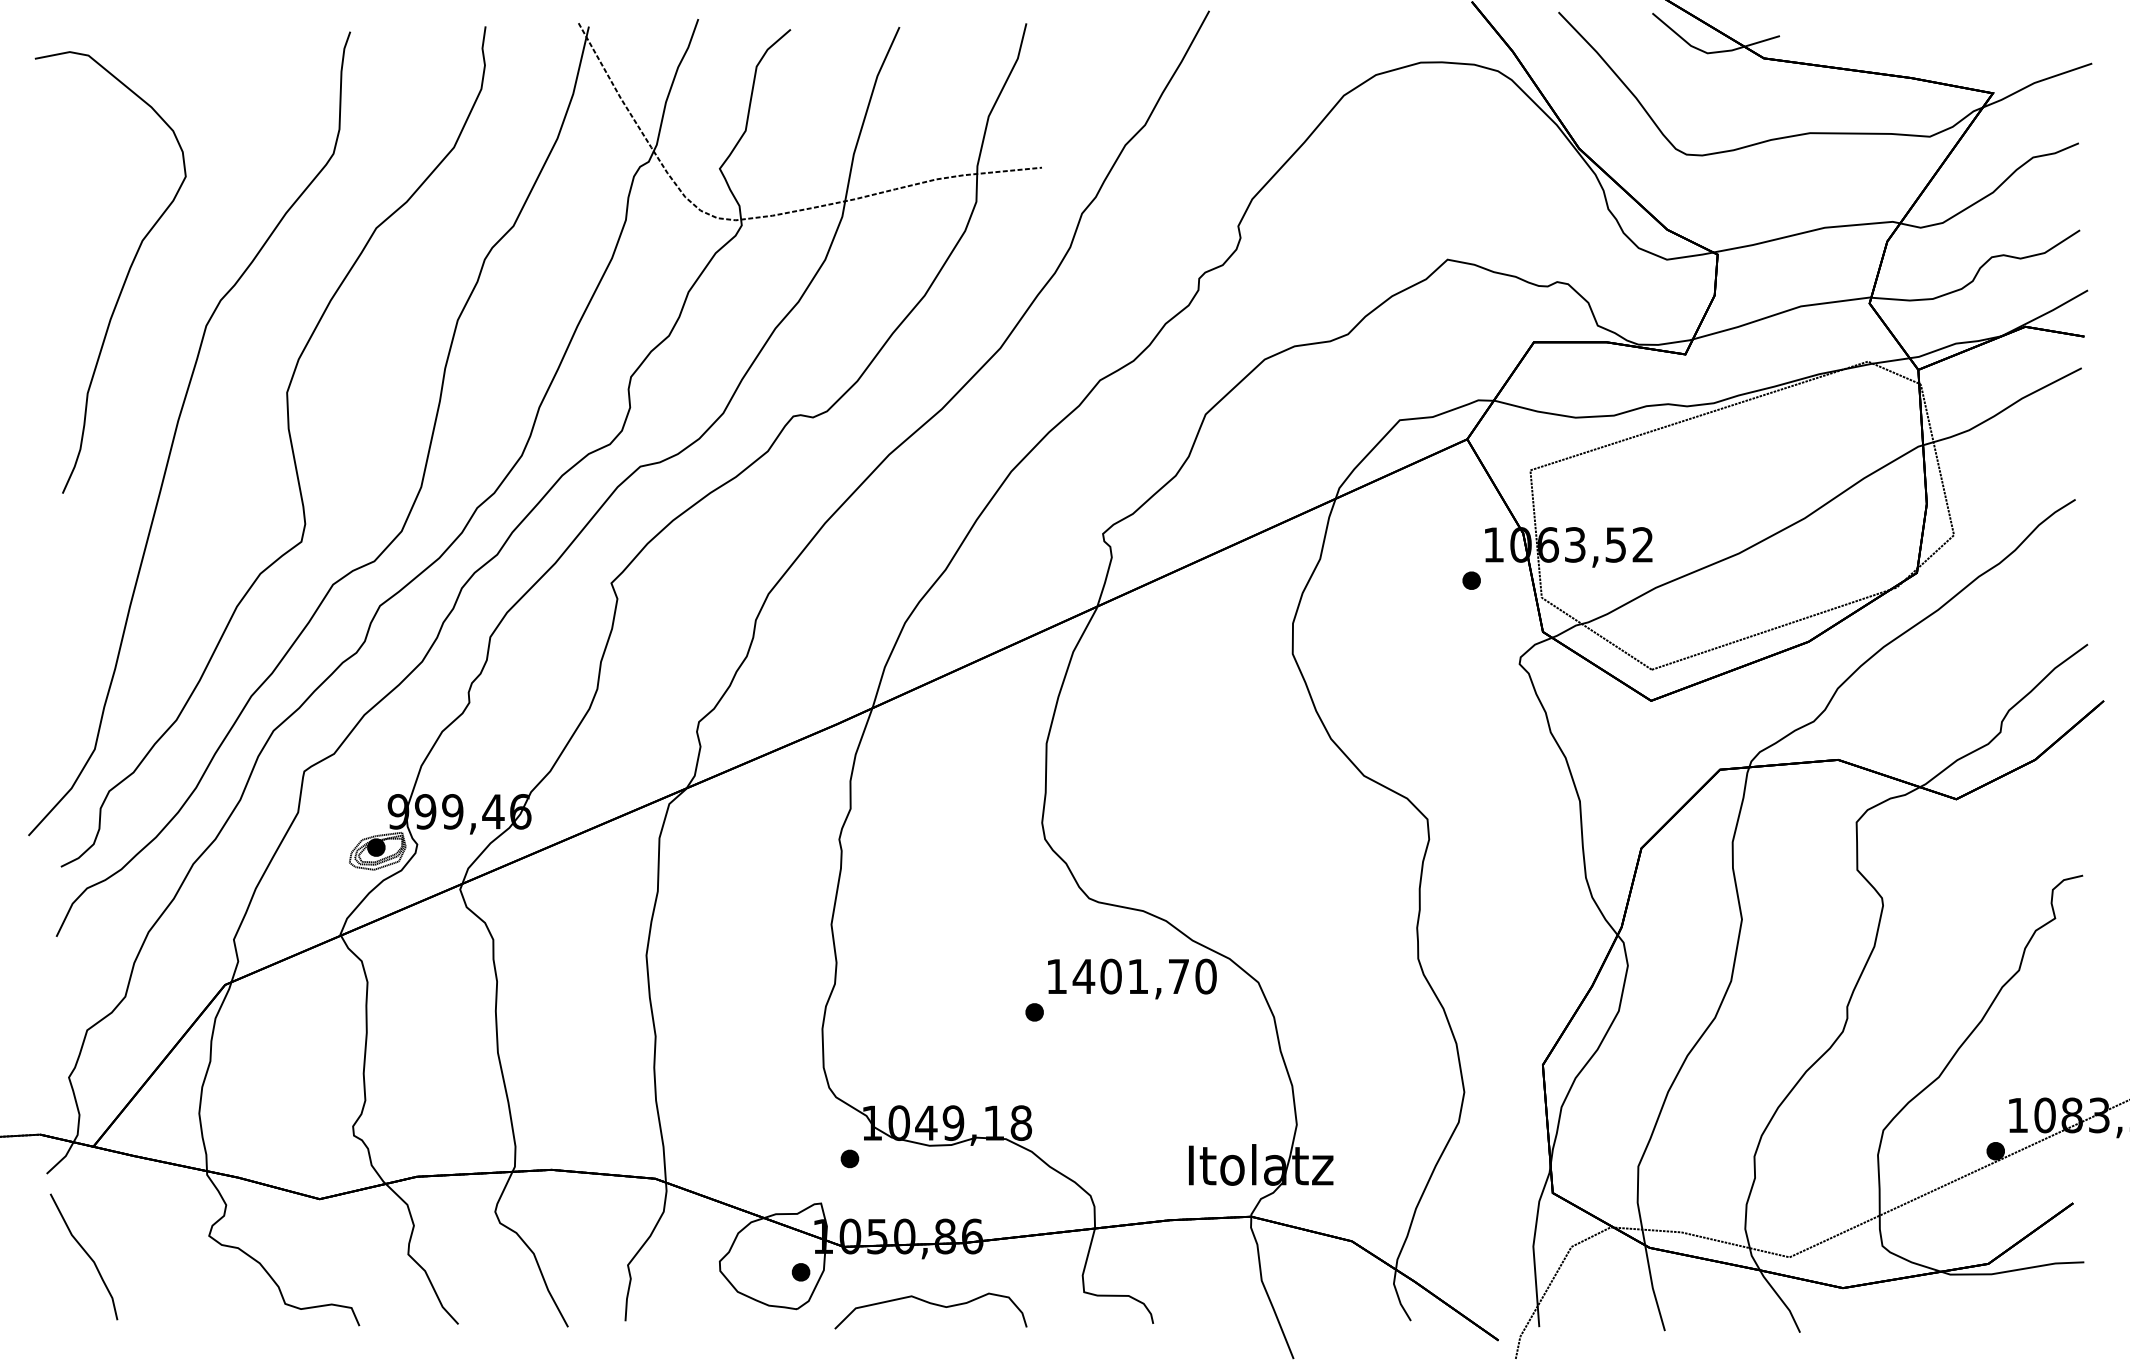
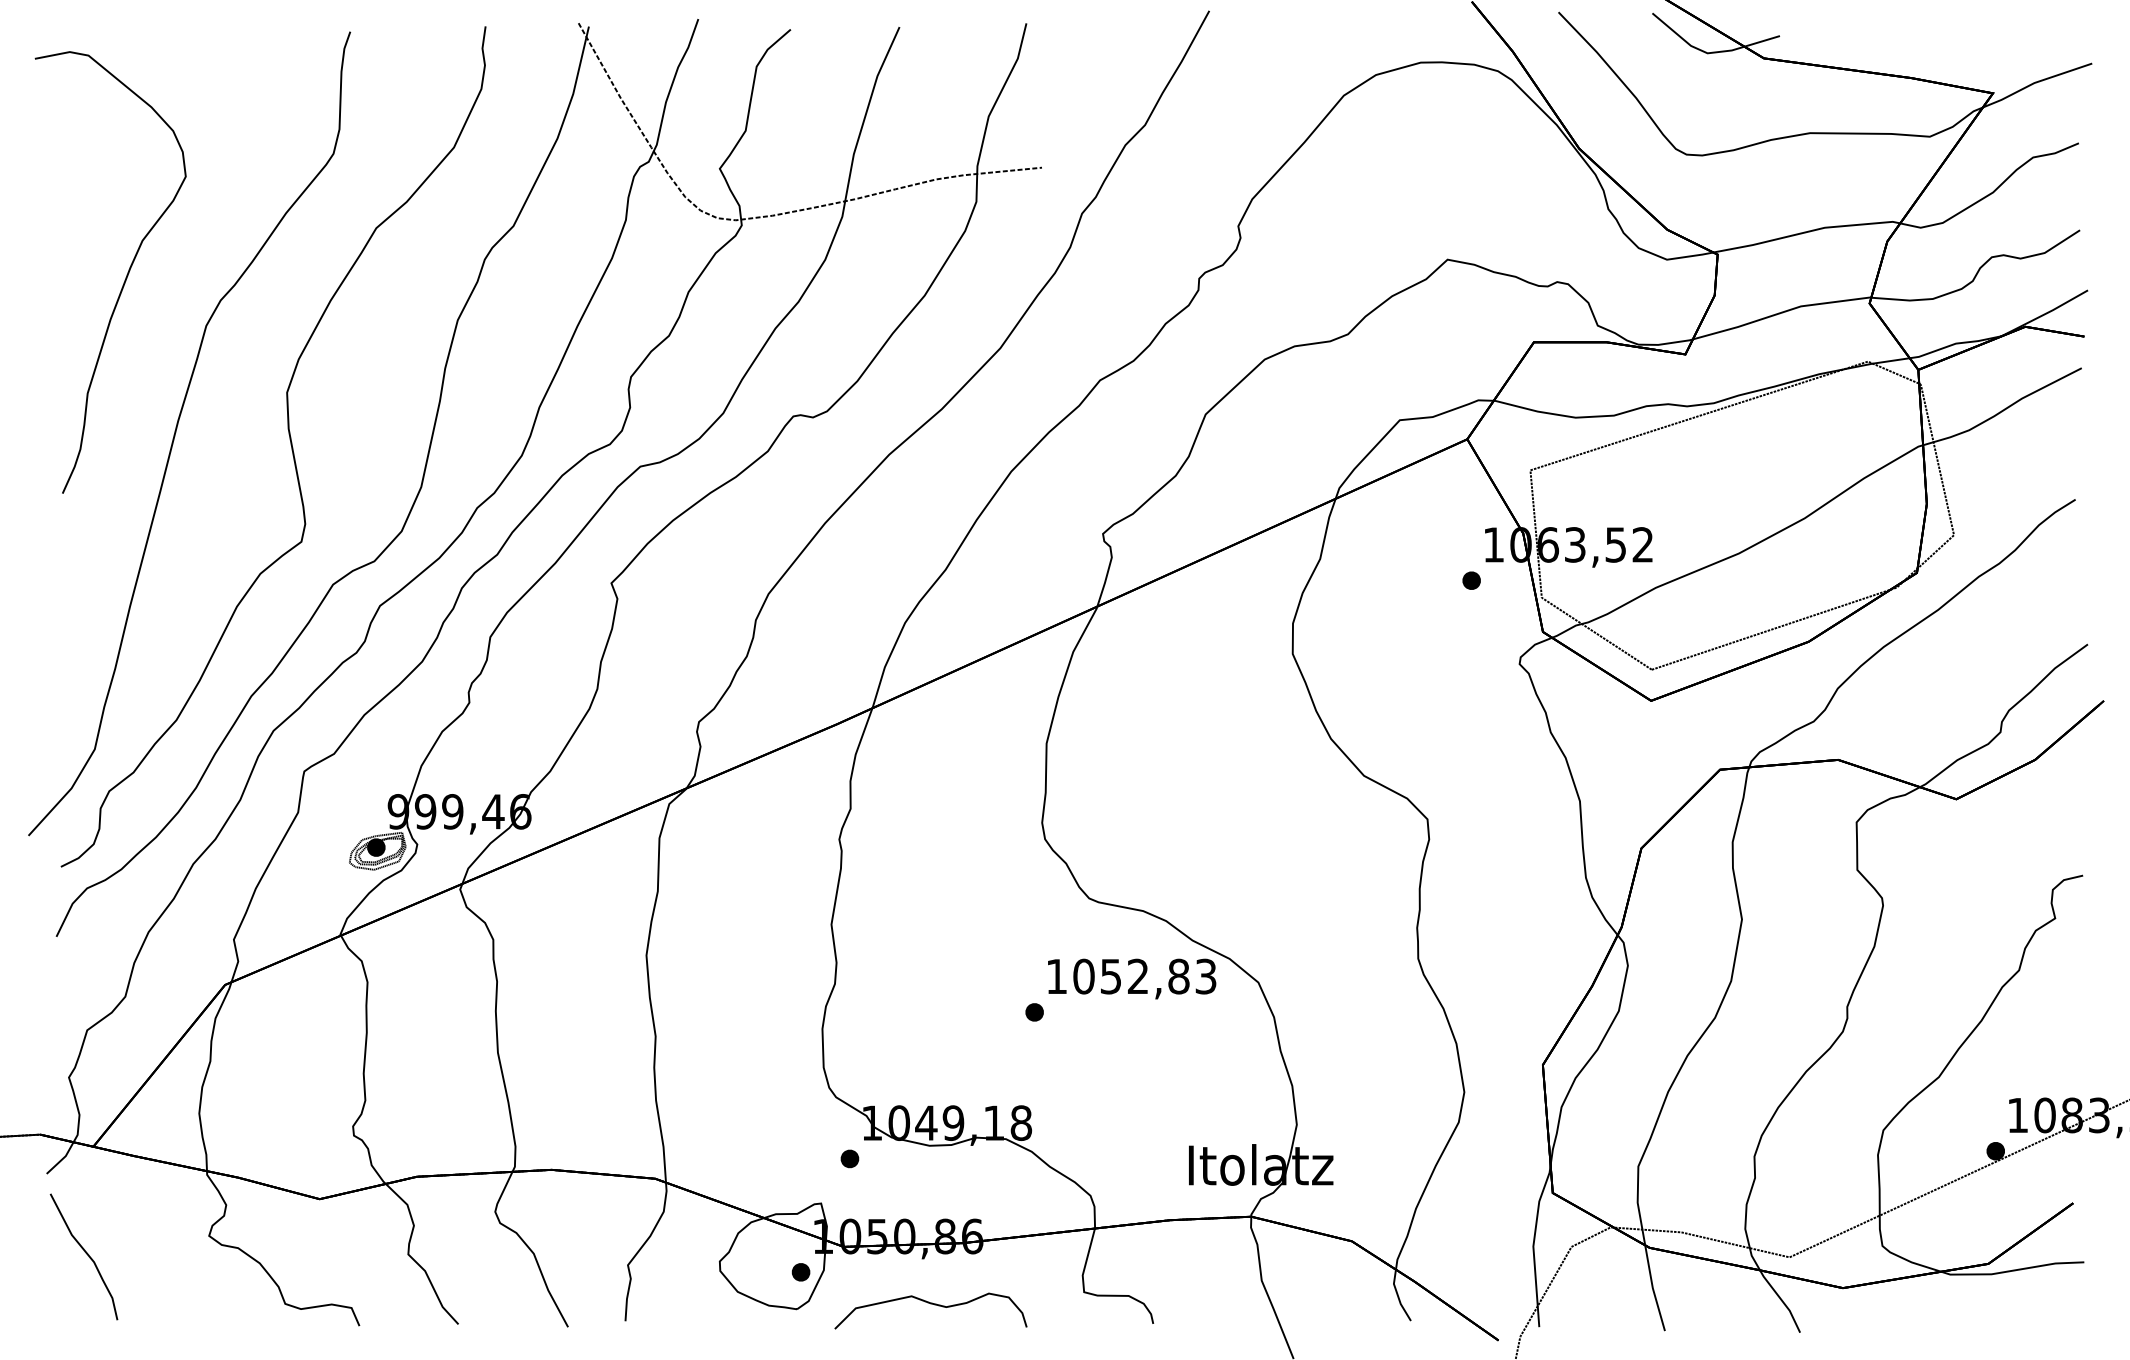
text: 1401,70 -> 1052,83 (1144, 976)
